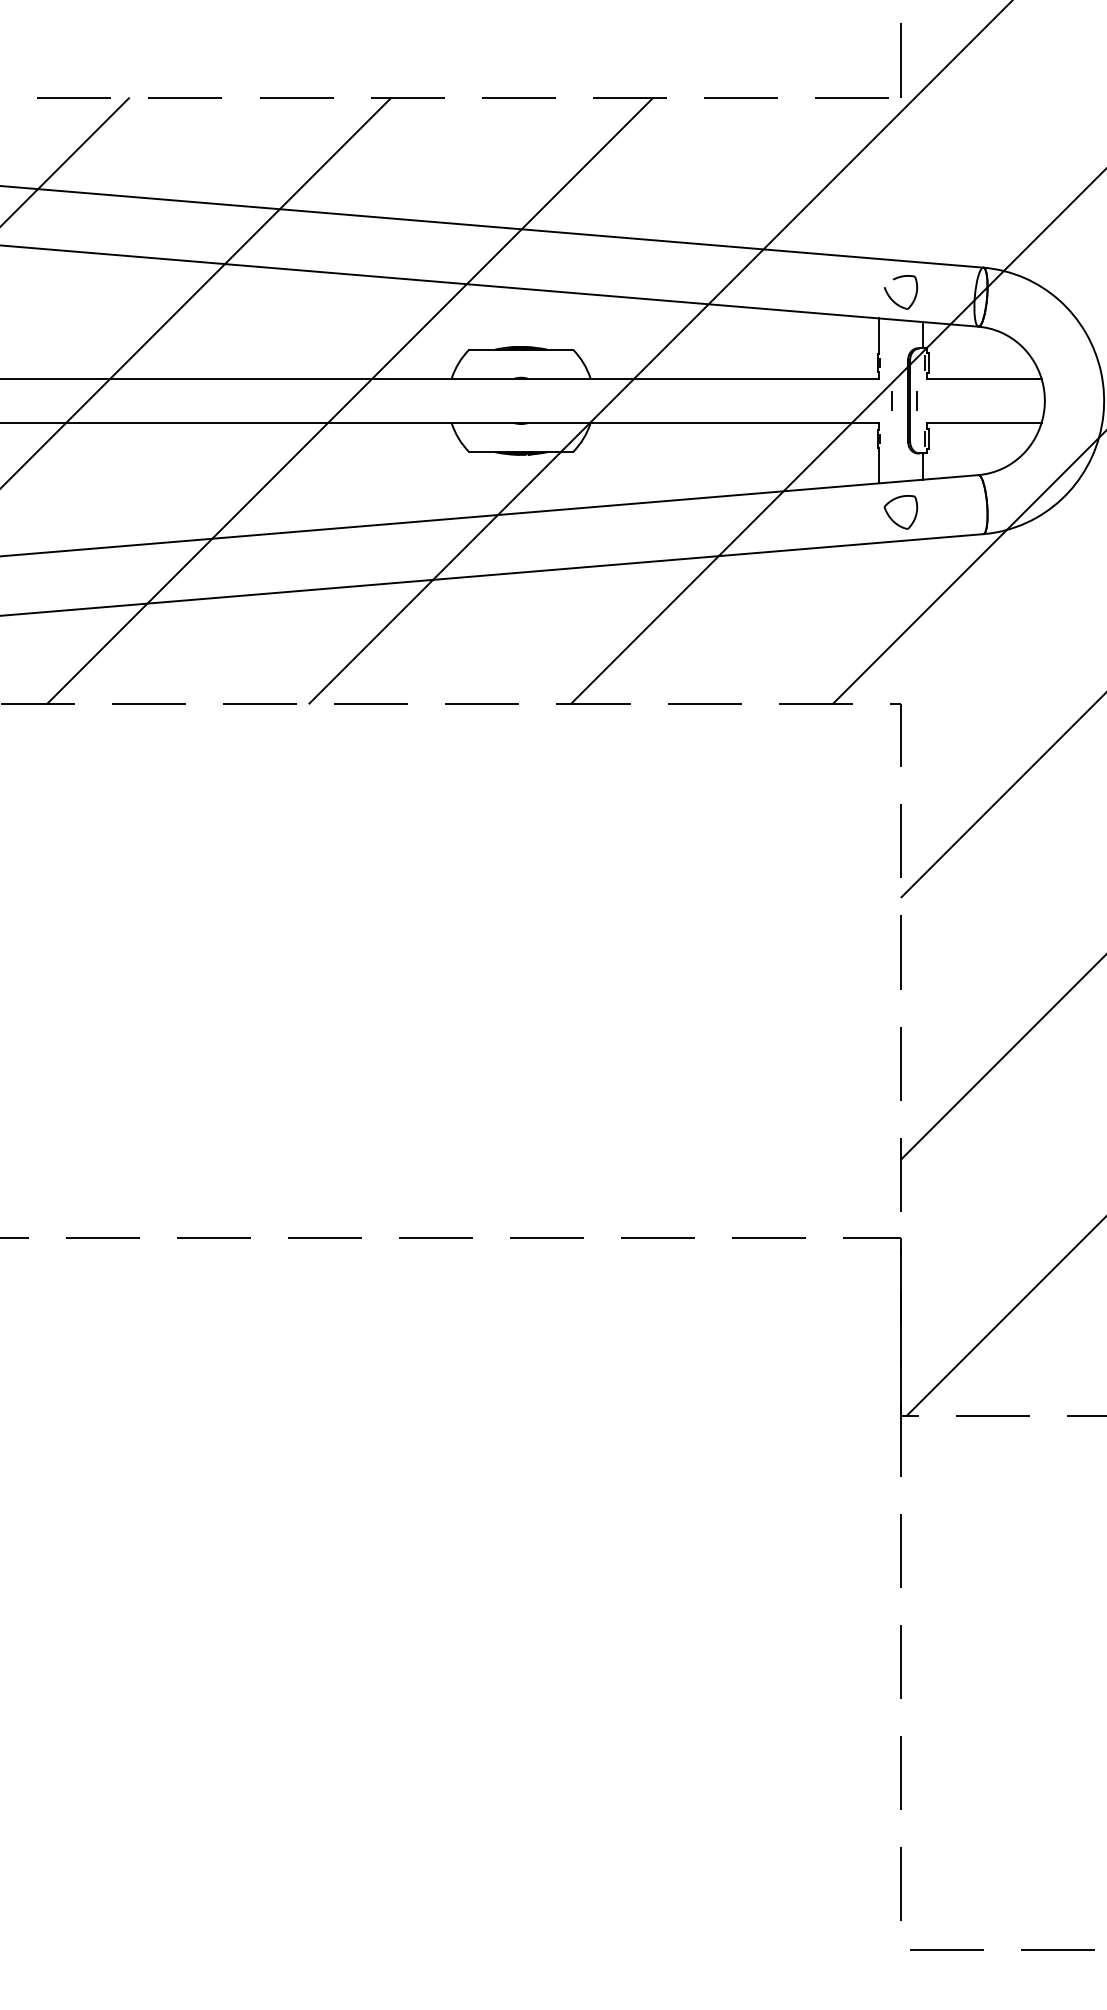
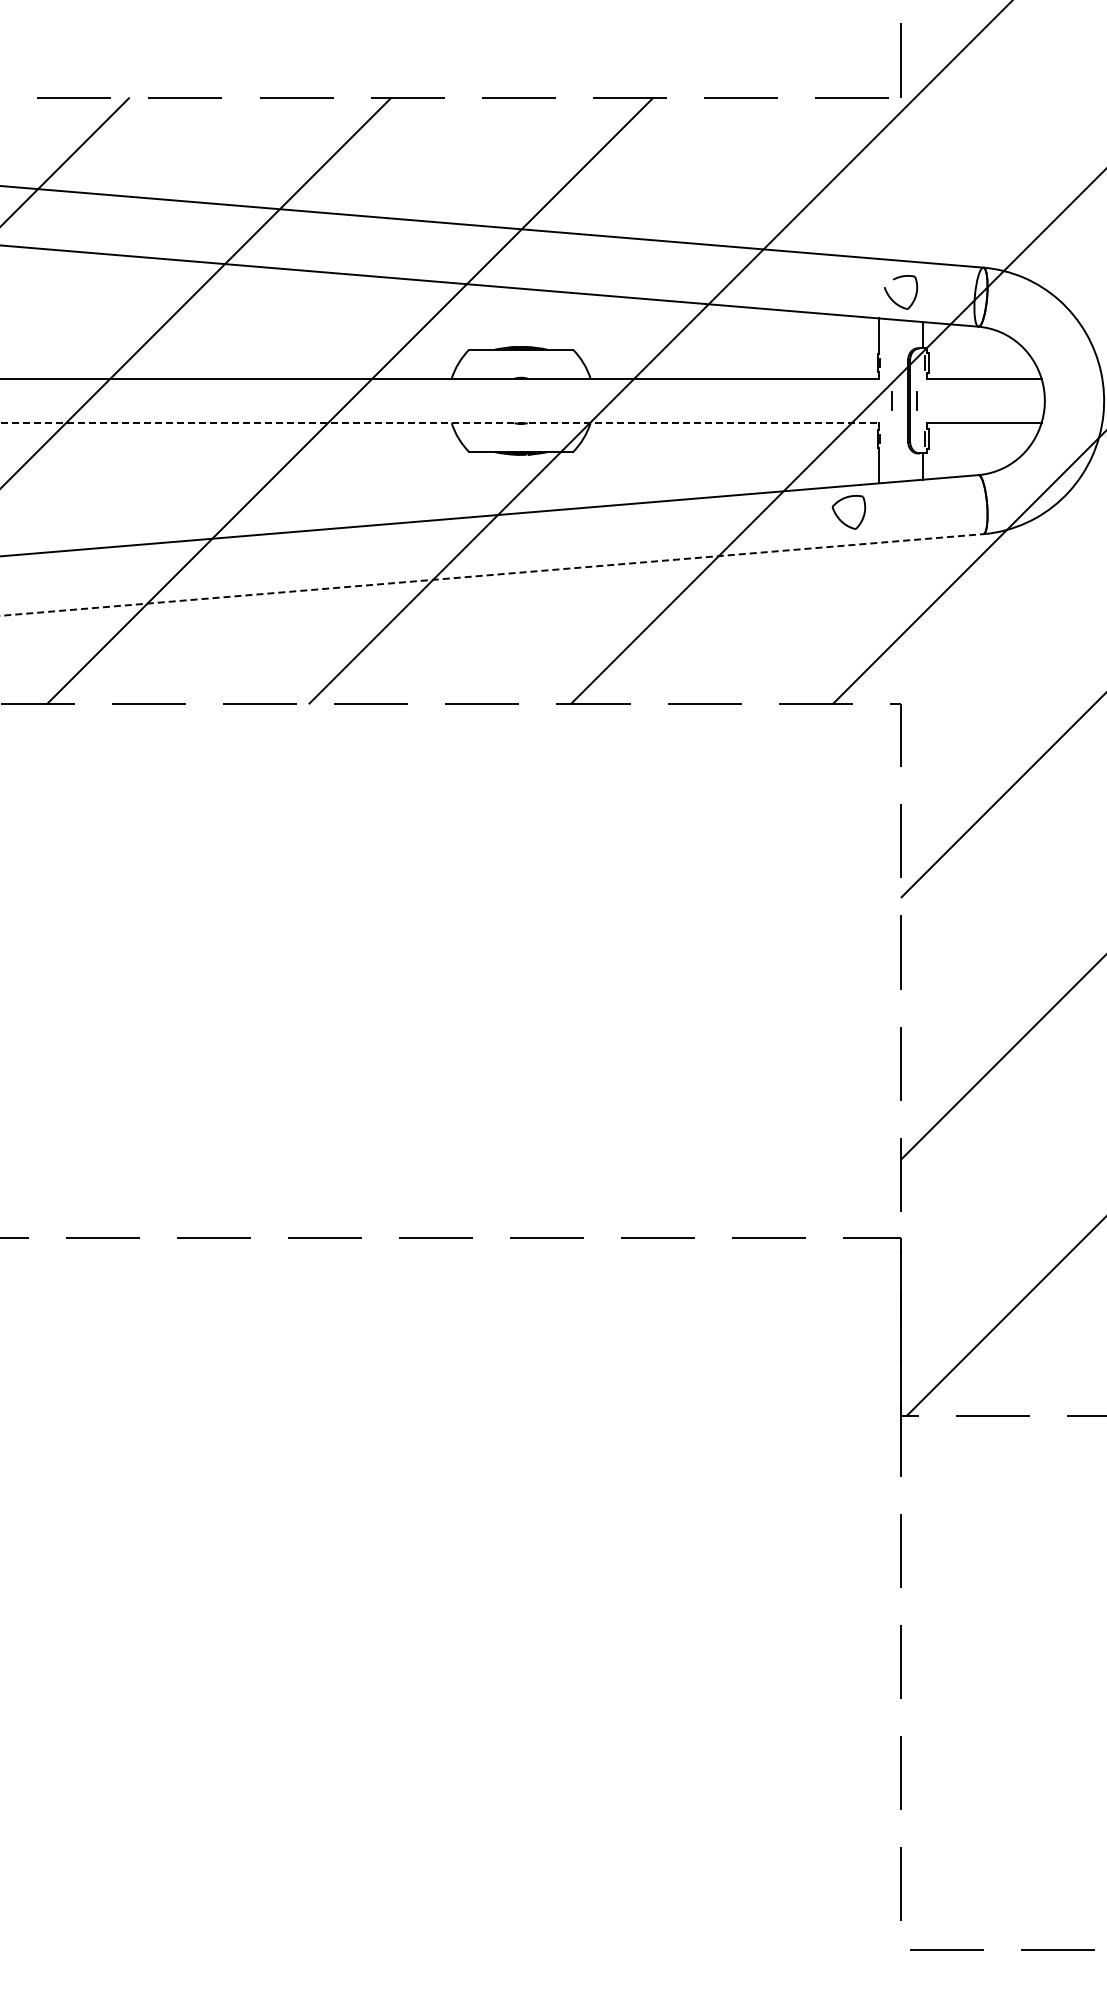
line: solid -> dashed (439, 423)
part position: (900, 512) -> (848, 512) (848, 512)
line: solid -> dashed (492, 574)
